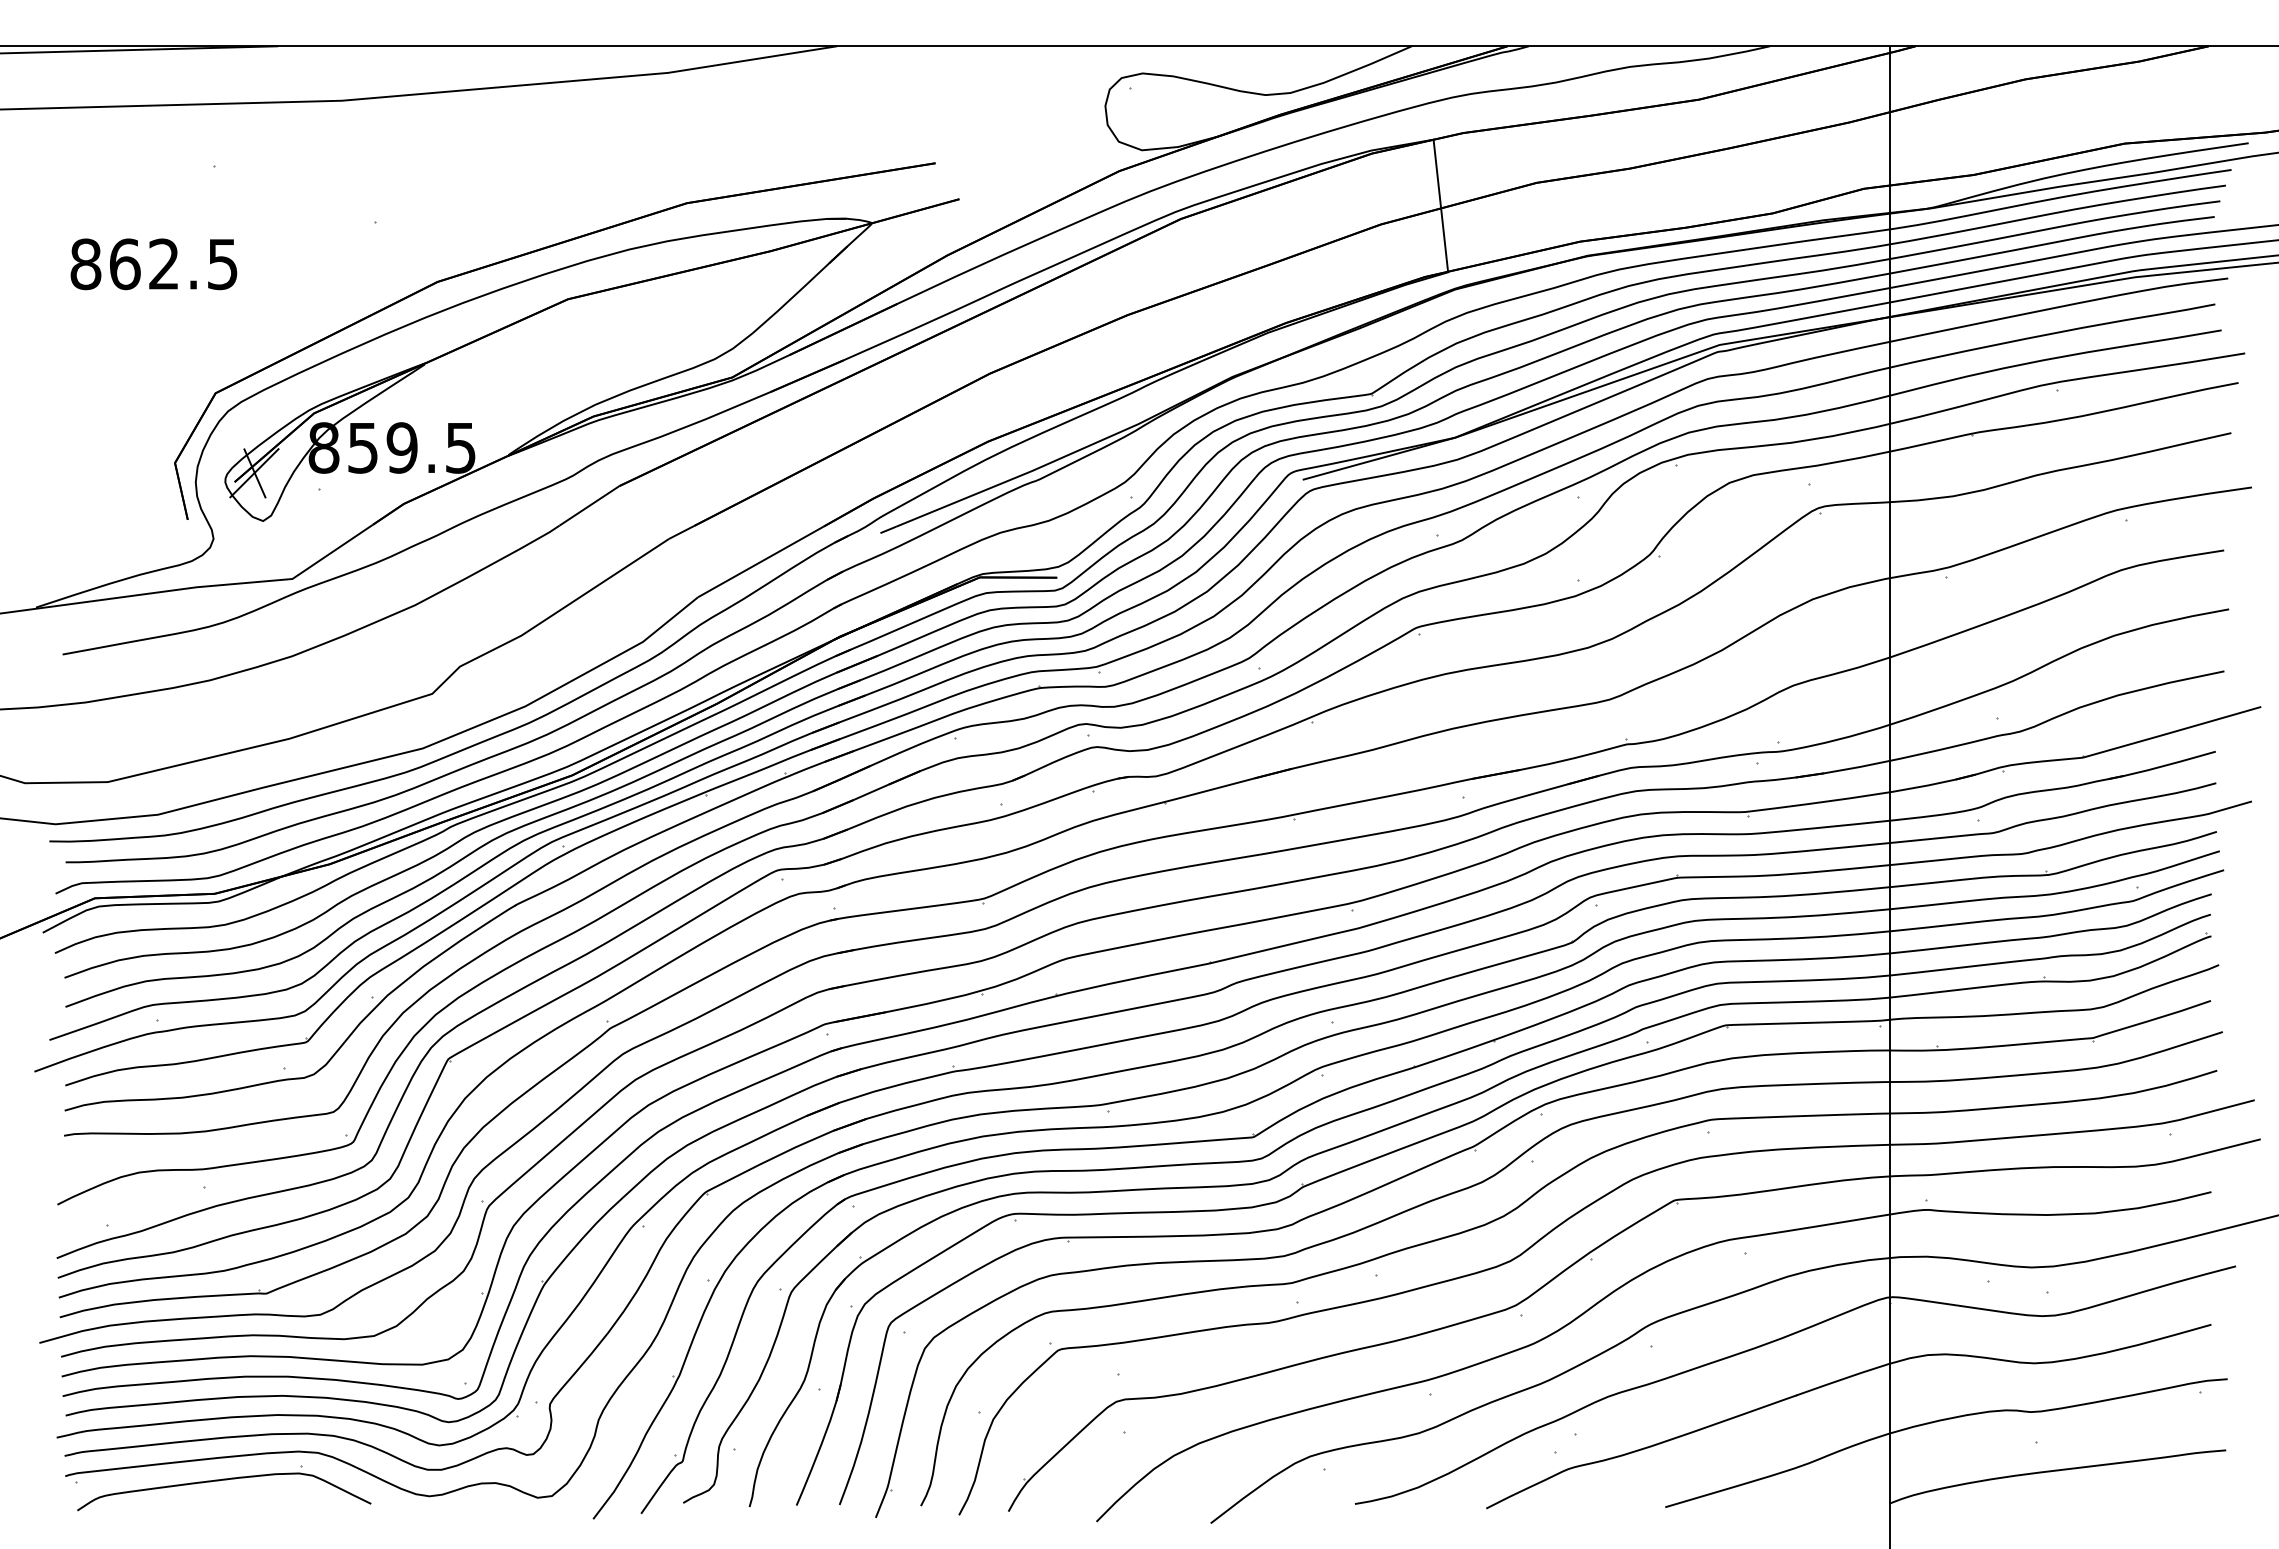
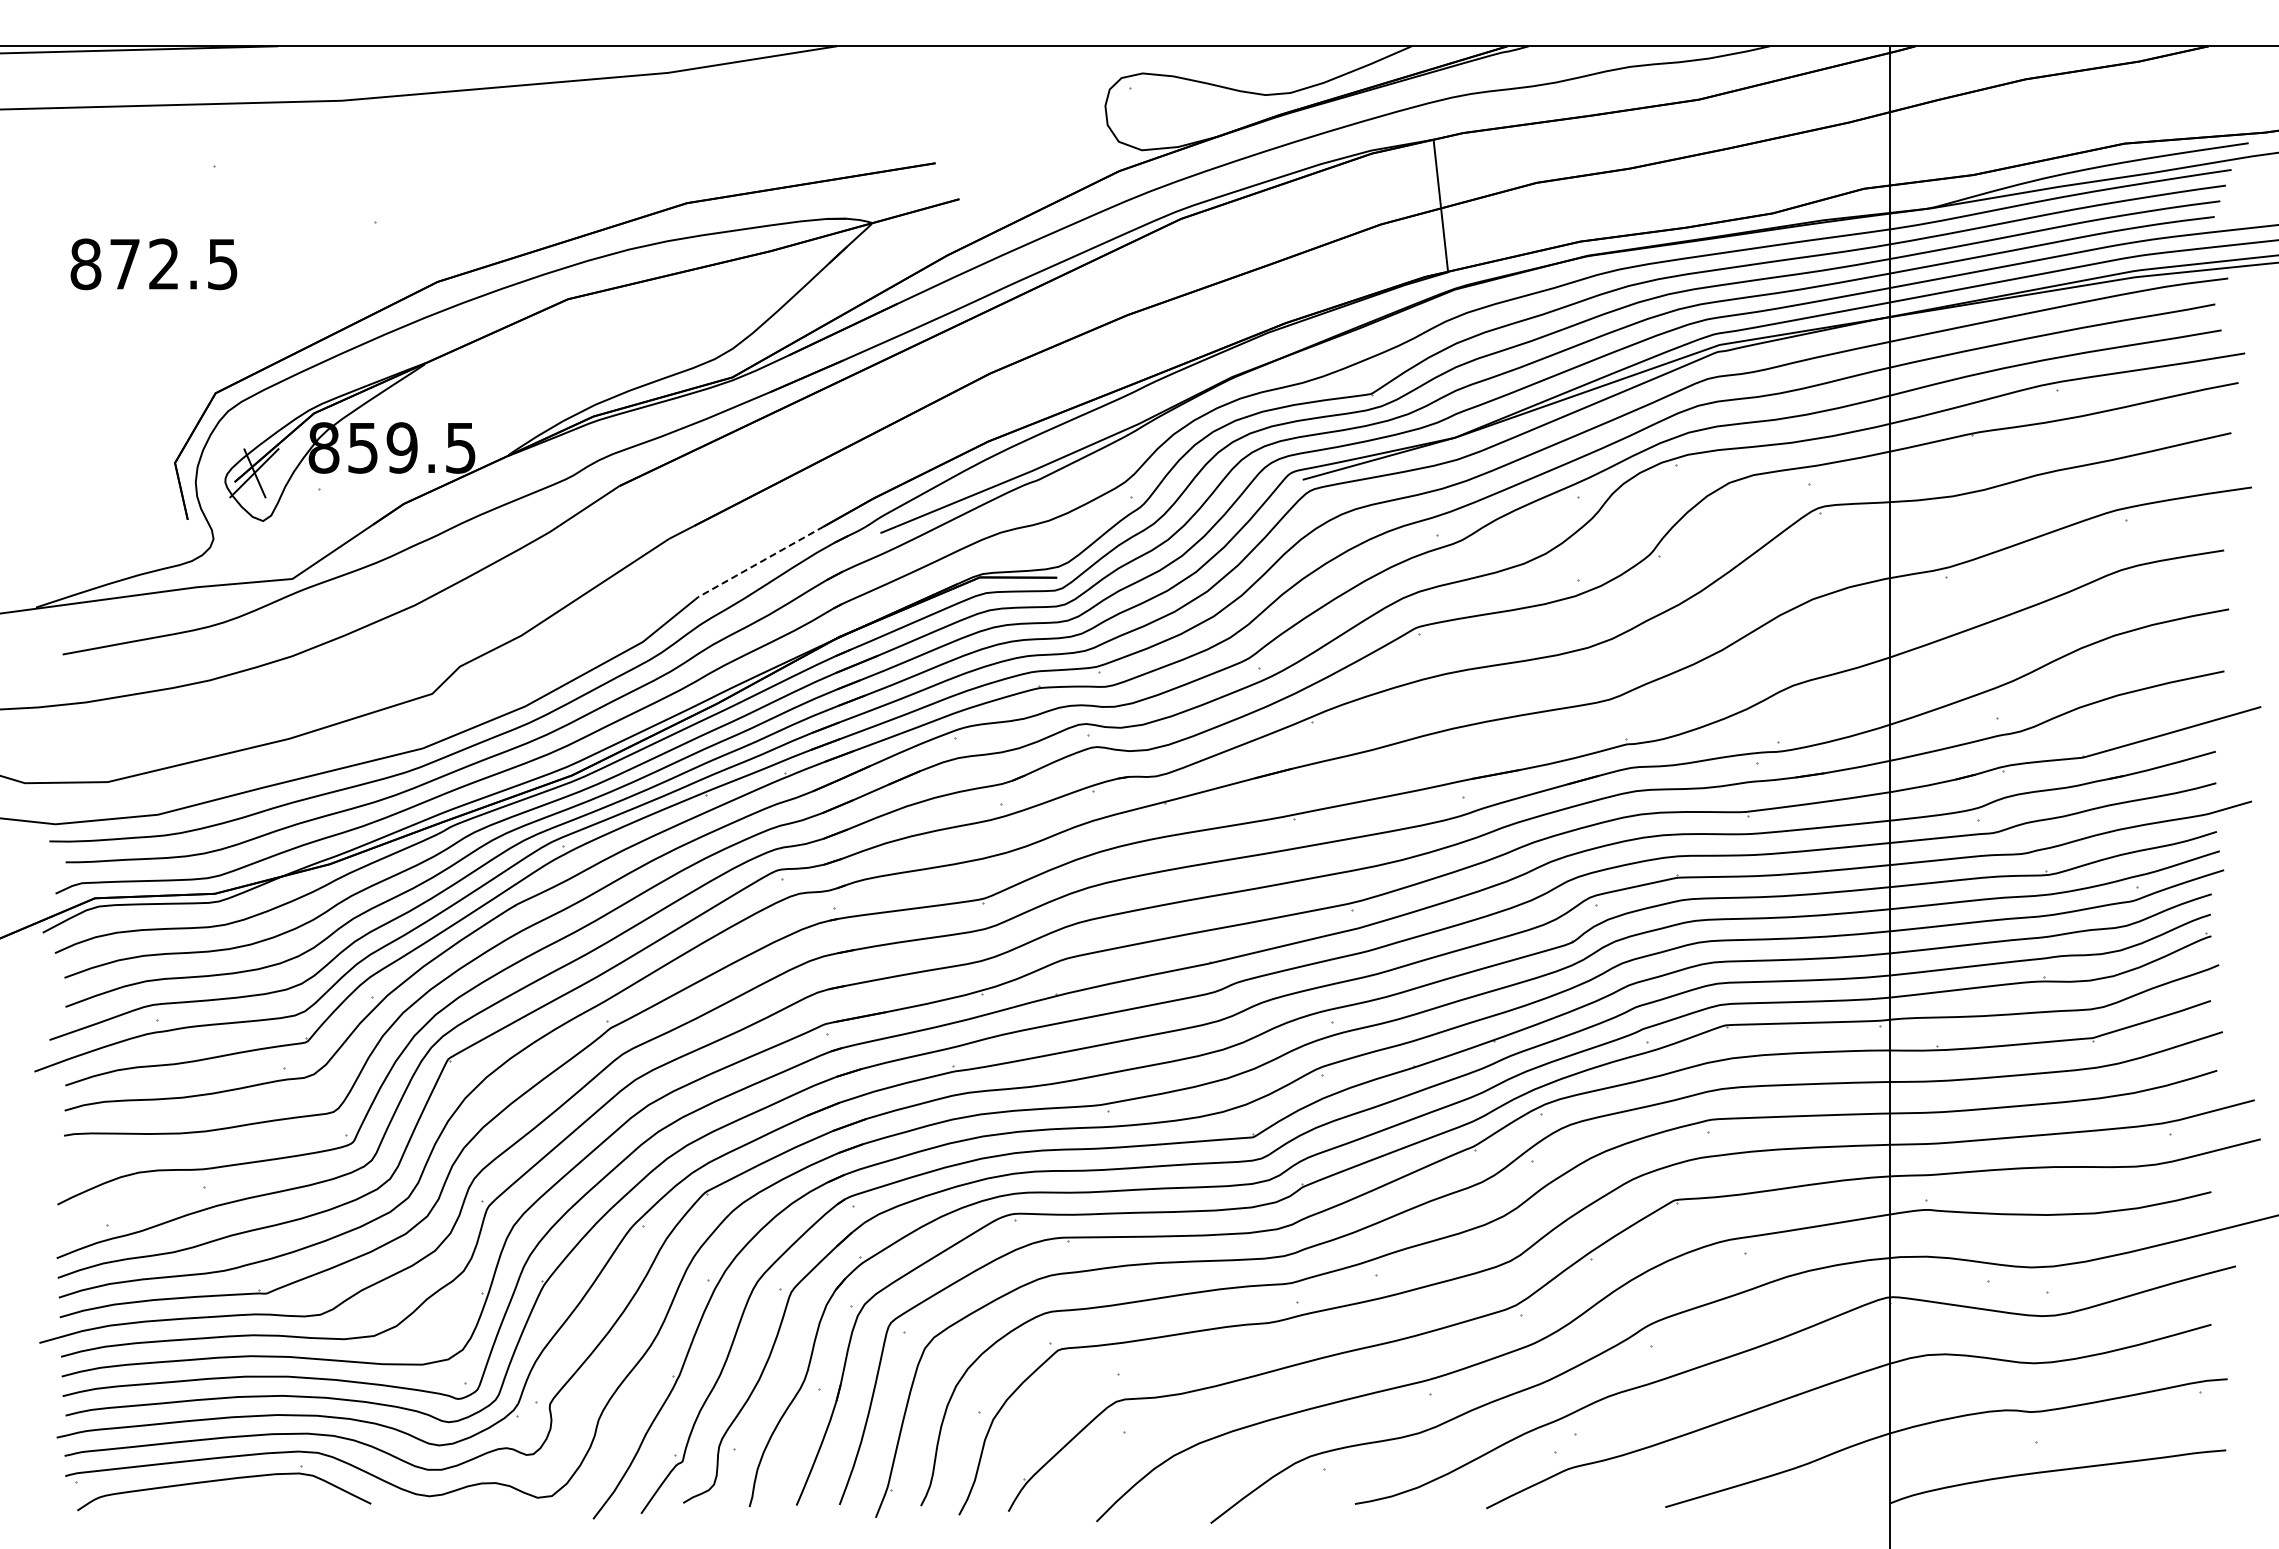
text: 862.5 -> 872.5 (125, 264)
line: solid -> dashed (760, 562)
